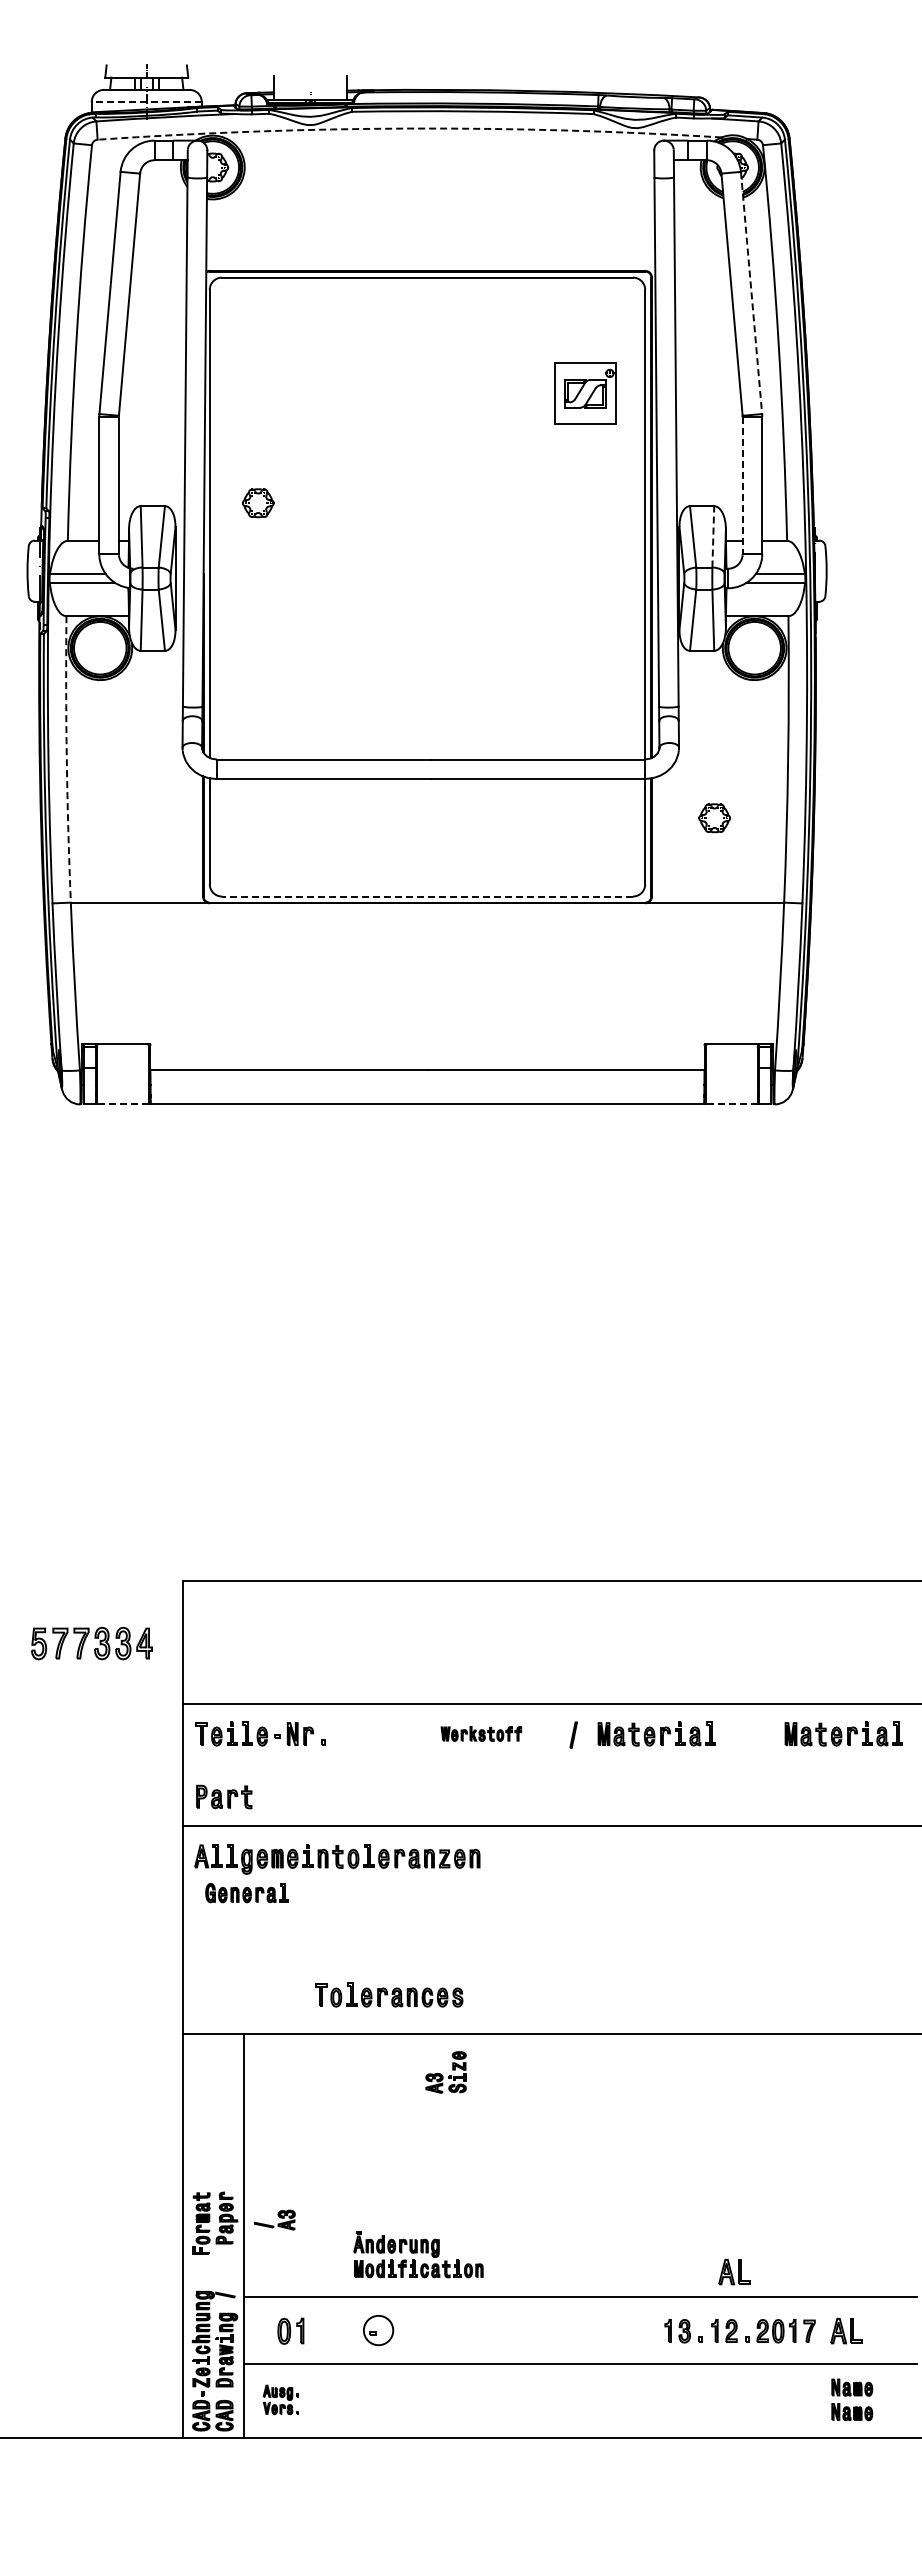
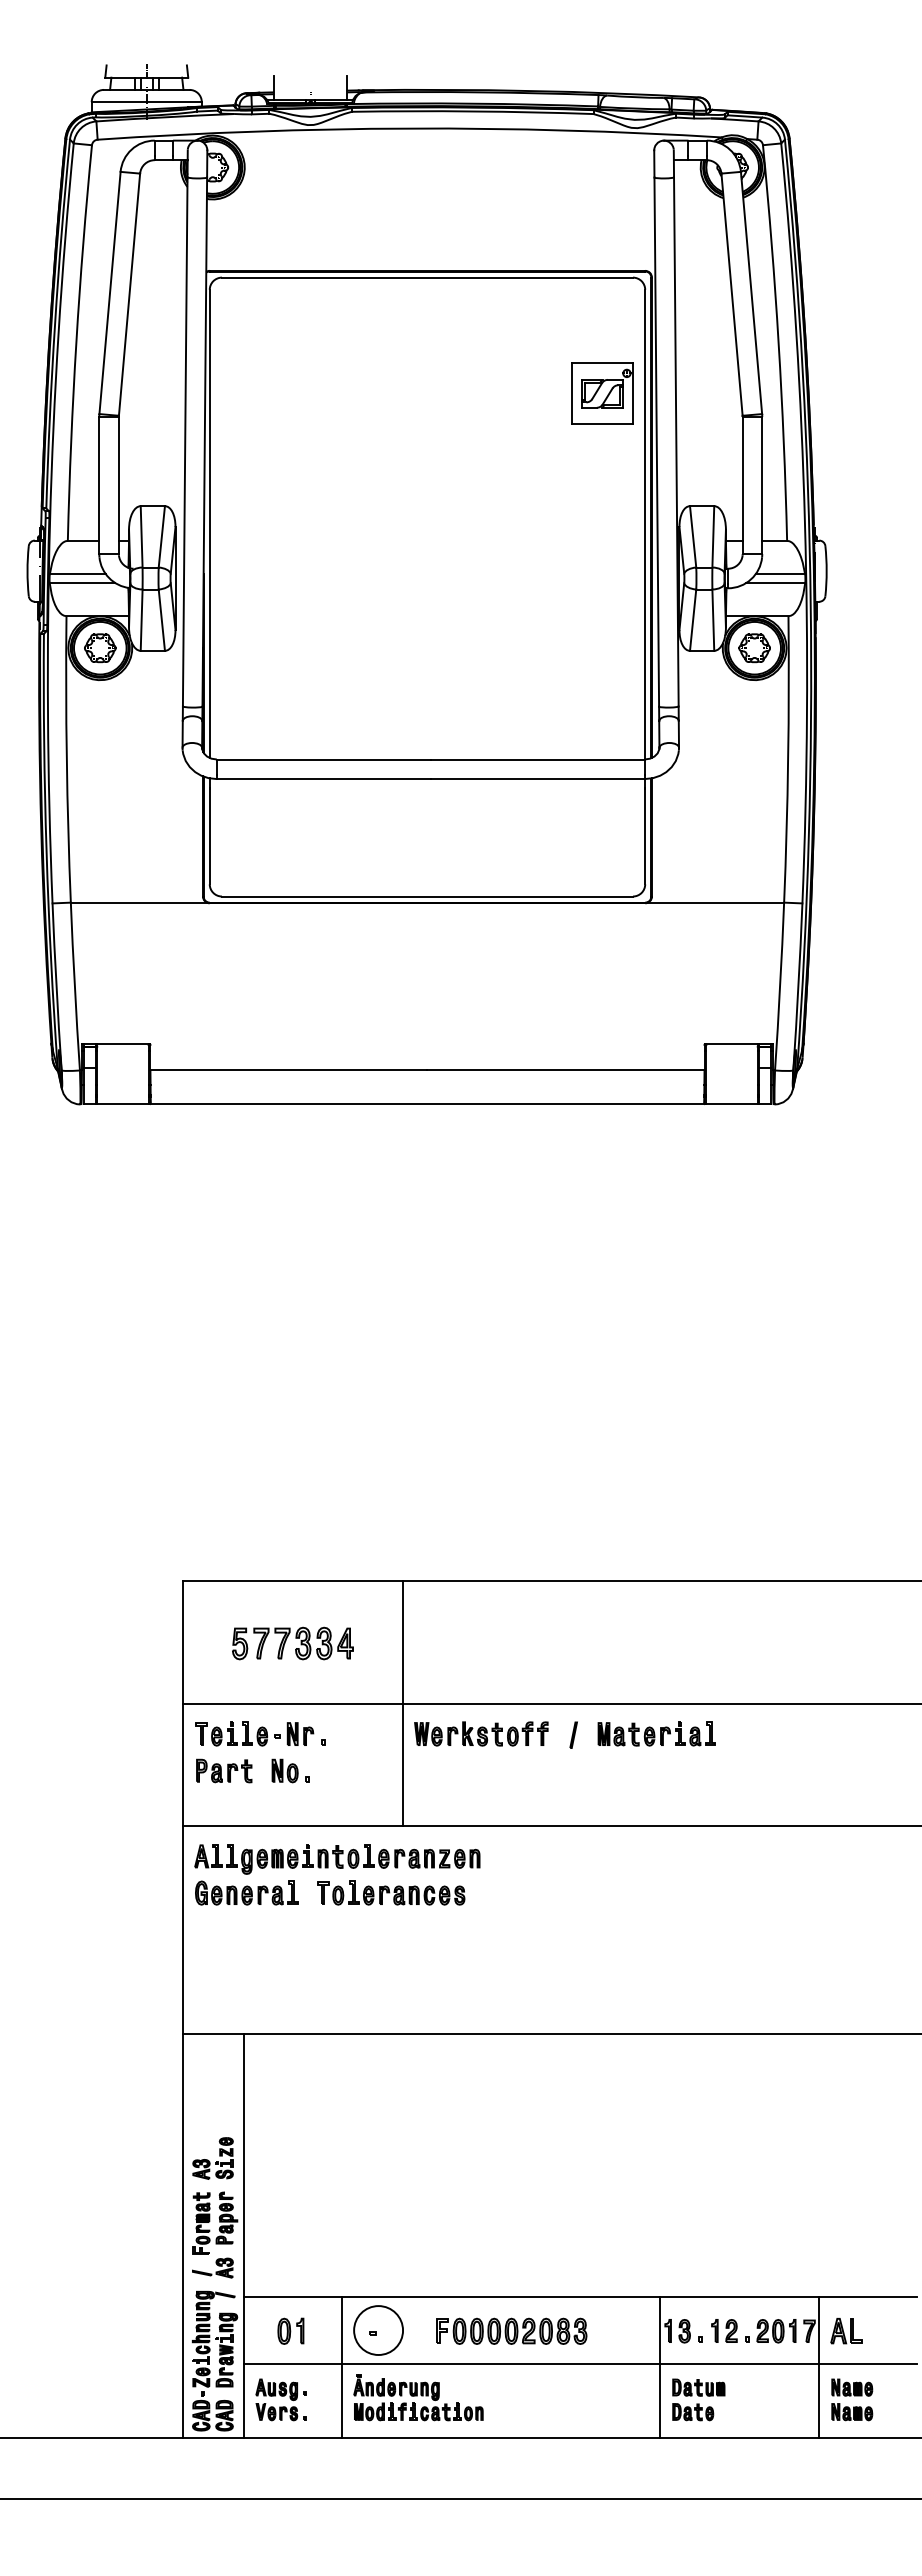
line: dashed -> solid (146, 102)
arc: dashed -> solid (409, 128)
line: dashed -> solid (751, 292)
part position: (585, 393) -> (602, 393) (602, 393)
line: dashed -> solid (742, 486)
part position: (258, 503) -> (100, 648) (100, 648)
line: dashed -> solid (713, 536)
arc: dashed -> solid (66, 759)
part position: (714, 818) -> (754, 648) (754, 648)
line: dashed -> solid (426, 896)
line: dashed -> solid (122, 1104)
line: dashed -> solid (732, 1104)
part position: (91, 1643) -> (292, 1643) (292, 1643)
line: none -> present (403, 1703)
part size: 83x16 px -> 135x26 px (481, 1733)
part: present -> none (843, 1733)
part: none -> present (290, 1770)
part position: (224, 1796) -> (224, 1770) (224, 1770)
part size: 84x21 px -> 104x26 px (246, 1892)
part position: (389, 1994) -> (391, 1892) (391, 1892)
part position: (445, 2072) -> (212, 2158) (212, 2158)
part position: (274, 2219) -> (212, 2267) (212, 2267)
part position: (418, 2254) -> (418, 2397) (418, 2397)
part: present -> none (734, 2272)
circle diameter: 29 px -> 49 px (378, 2330)
part: none -> present (511, 2330)
line: none -> present (341, 2366)
line: none -> present (659, 2366)
line: none -> present (818, 2366)
part size: 37x32 px -> 52x44 px (280, 2399)
part: none -> present (698, 2399)
line: none -> present (460, 2498)
